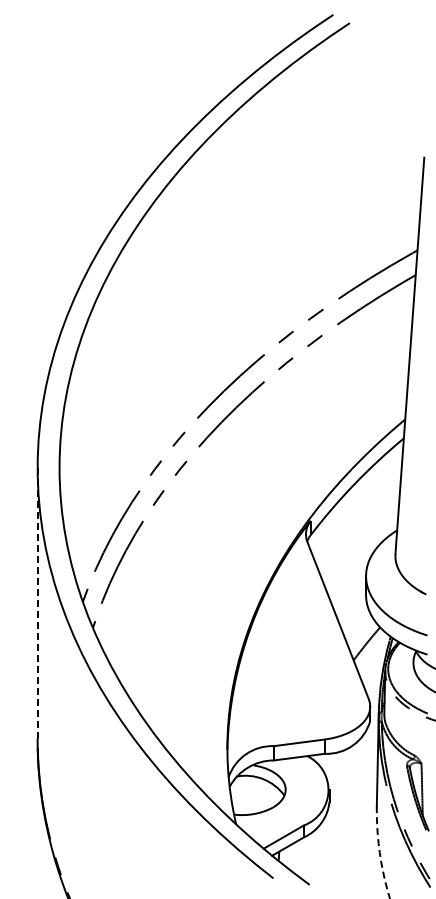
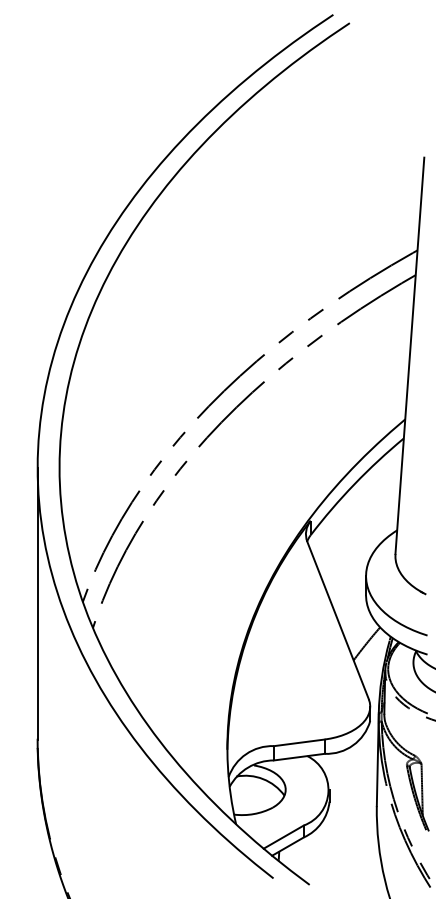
line: dashed -> solid (37, 603)
arc: dashed -> solid (379, 852)
